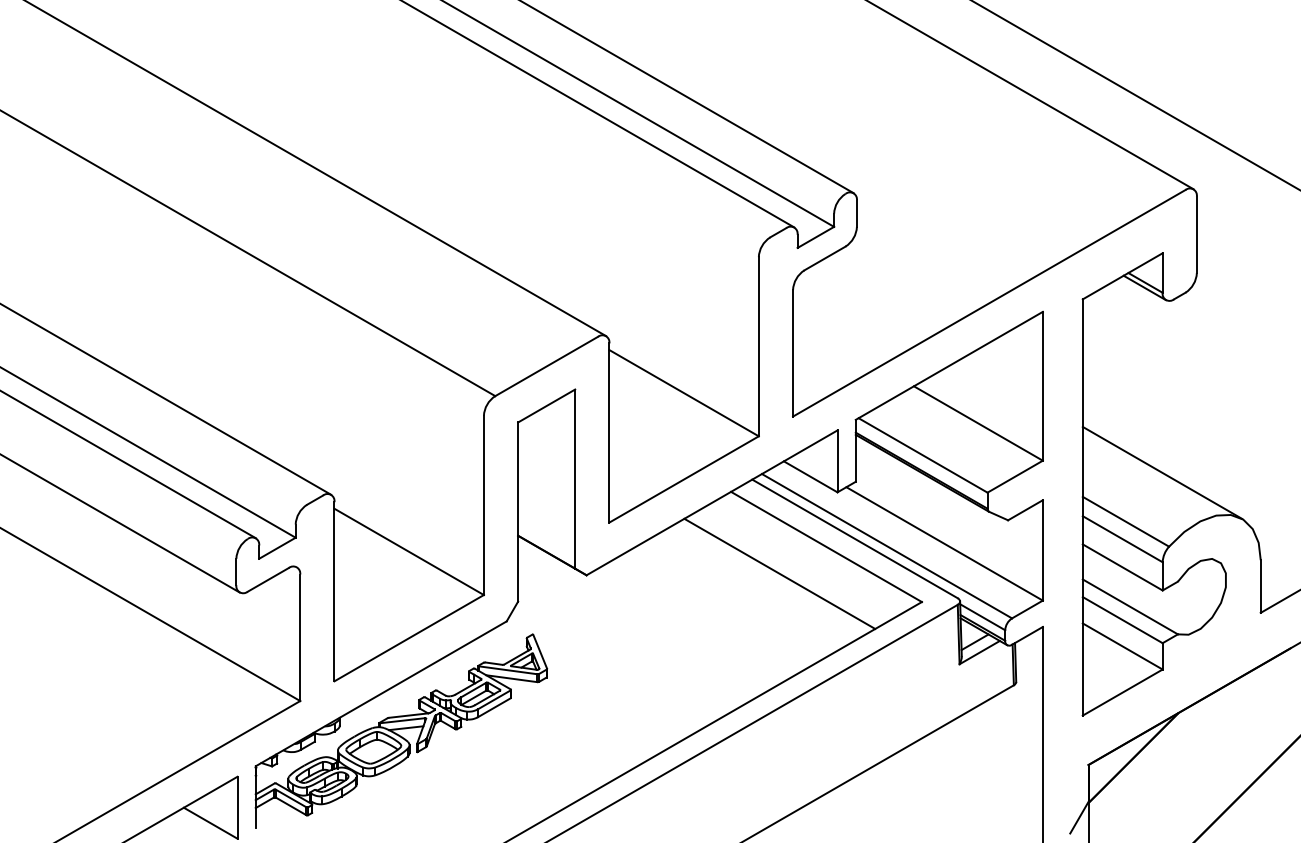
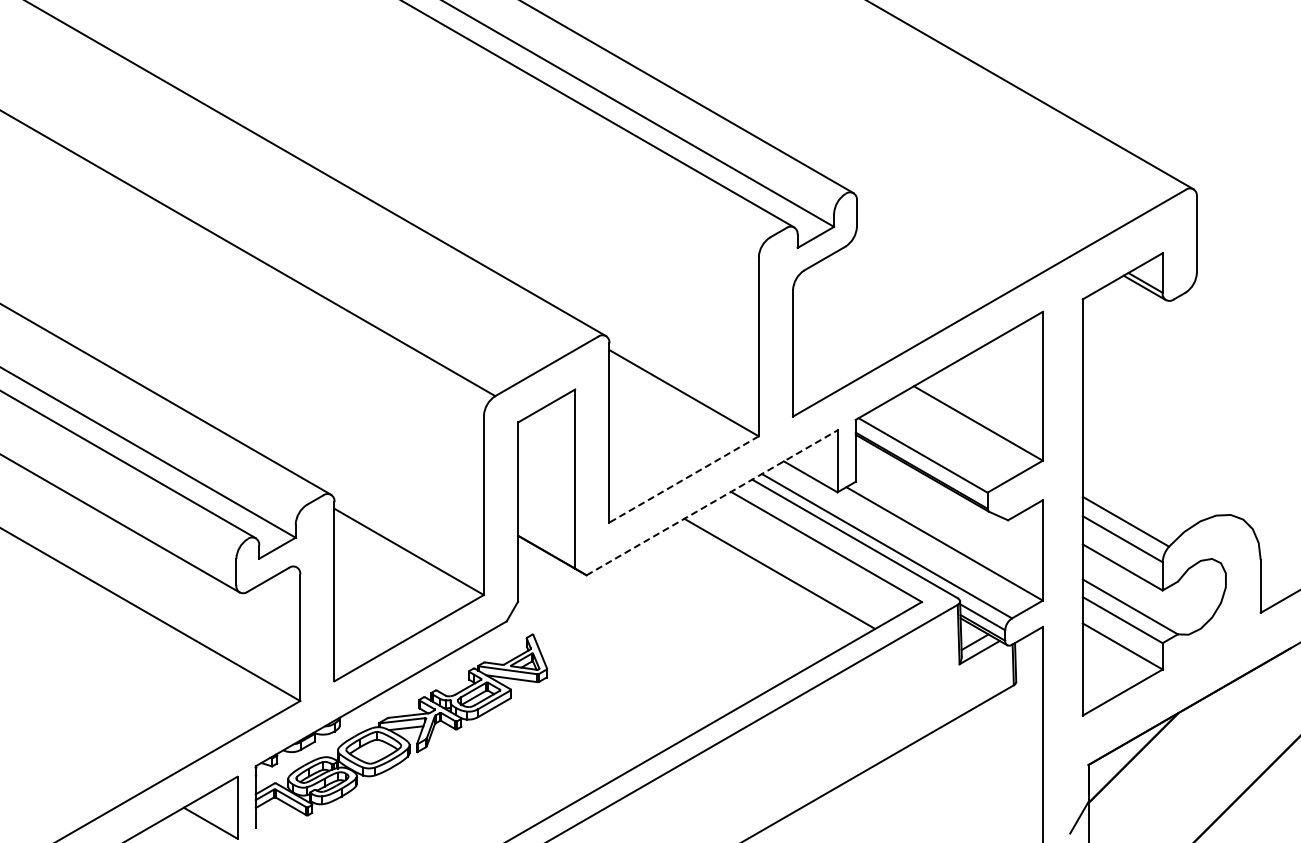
line: present -> none (1135, 95)
line: present -> none (1162, 472)
line: solid -> dashed (683, 479)
line: solid -> dashed (712, 502)
